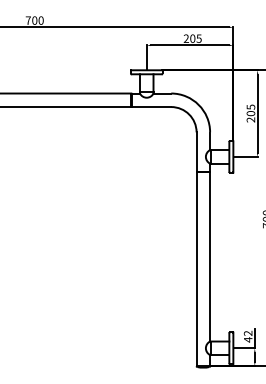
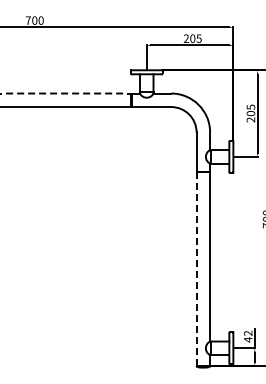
line: solid -> dashed (66, 93)
line: solid -> dashed (196, 269)
